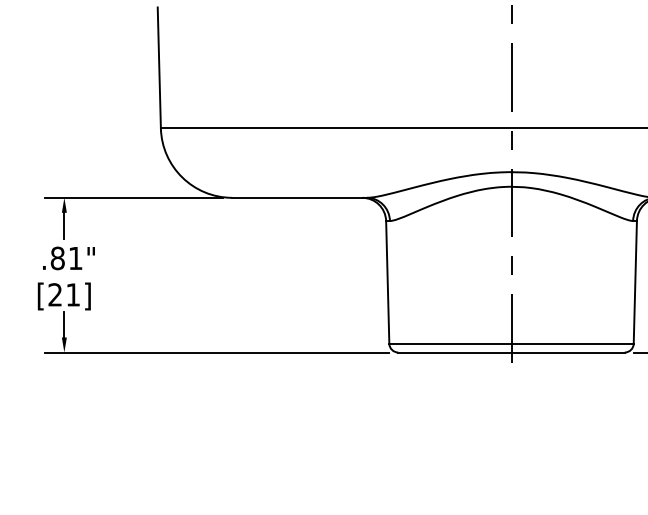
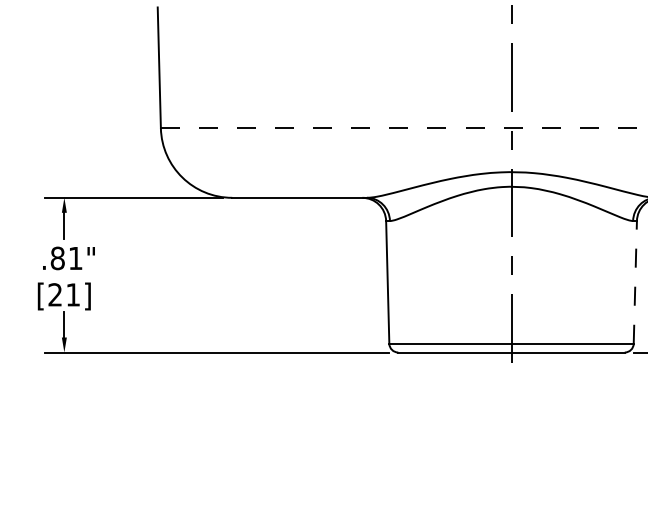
line: solid -> dashed (404, 128)
line: solid -> dashed (635, 281)
